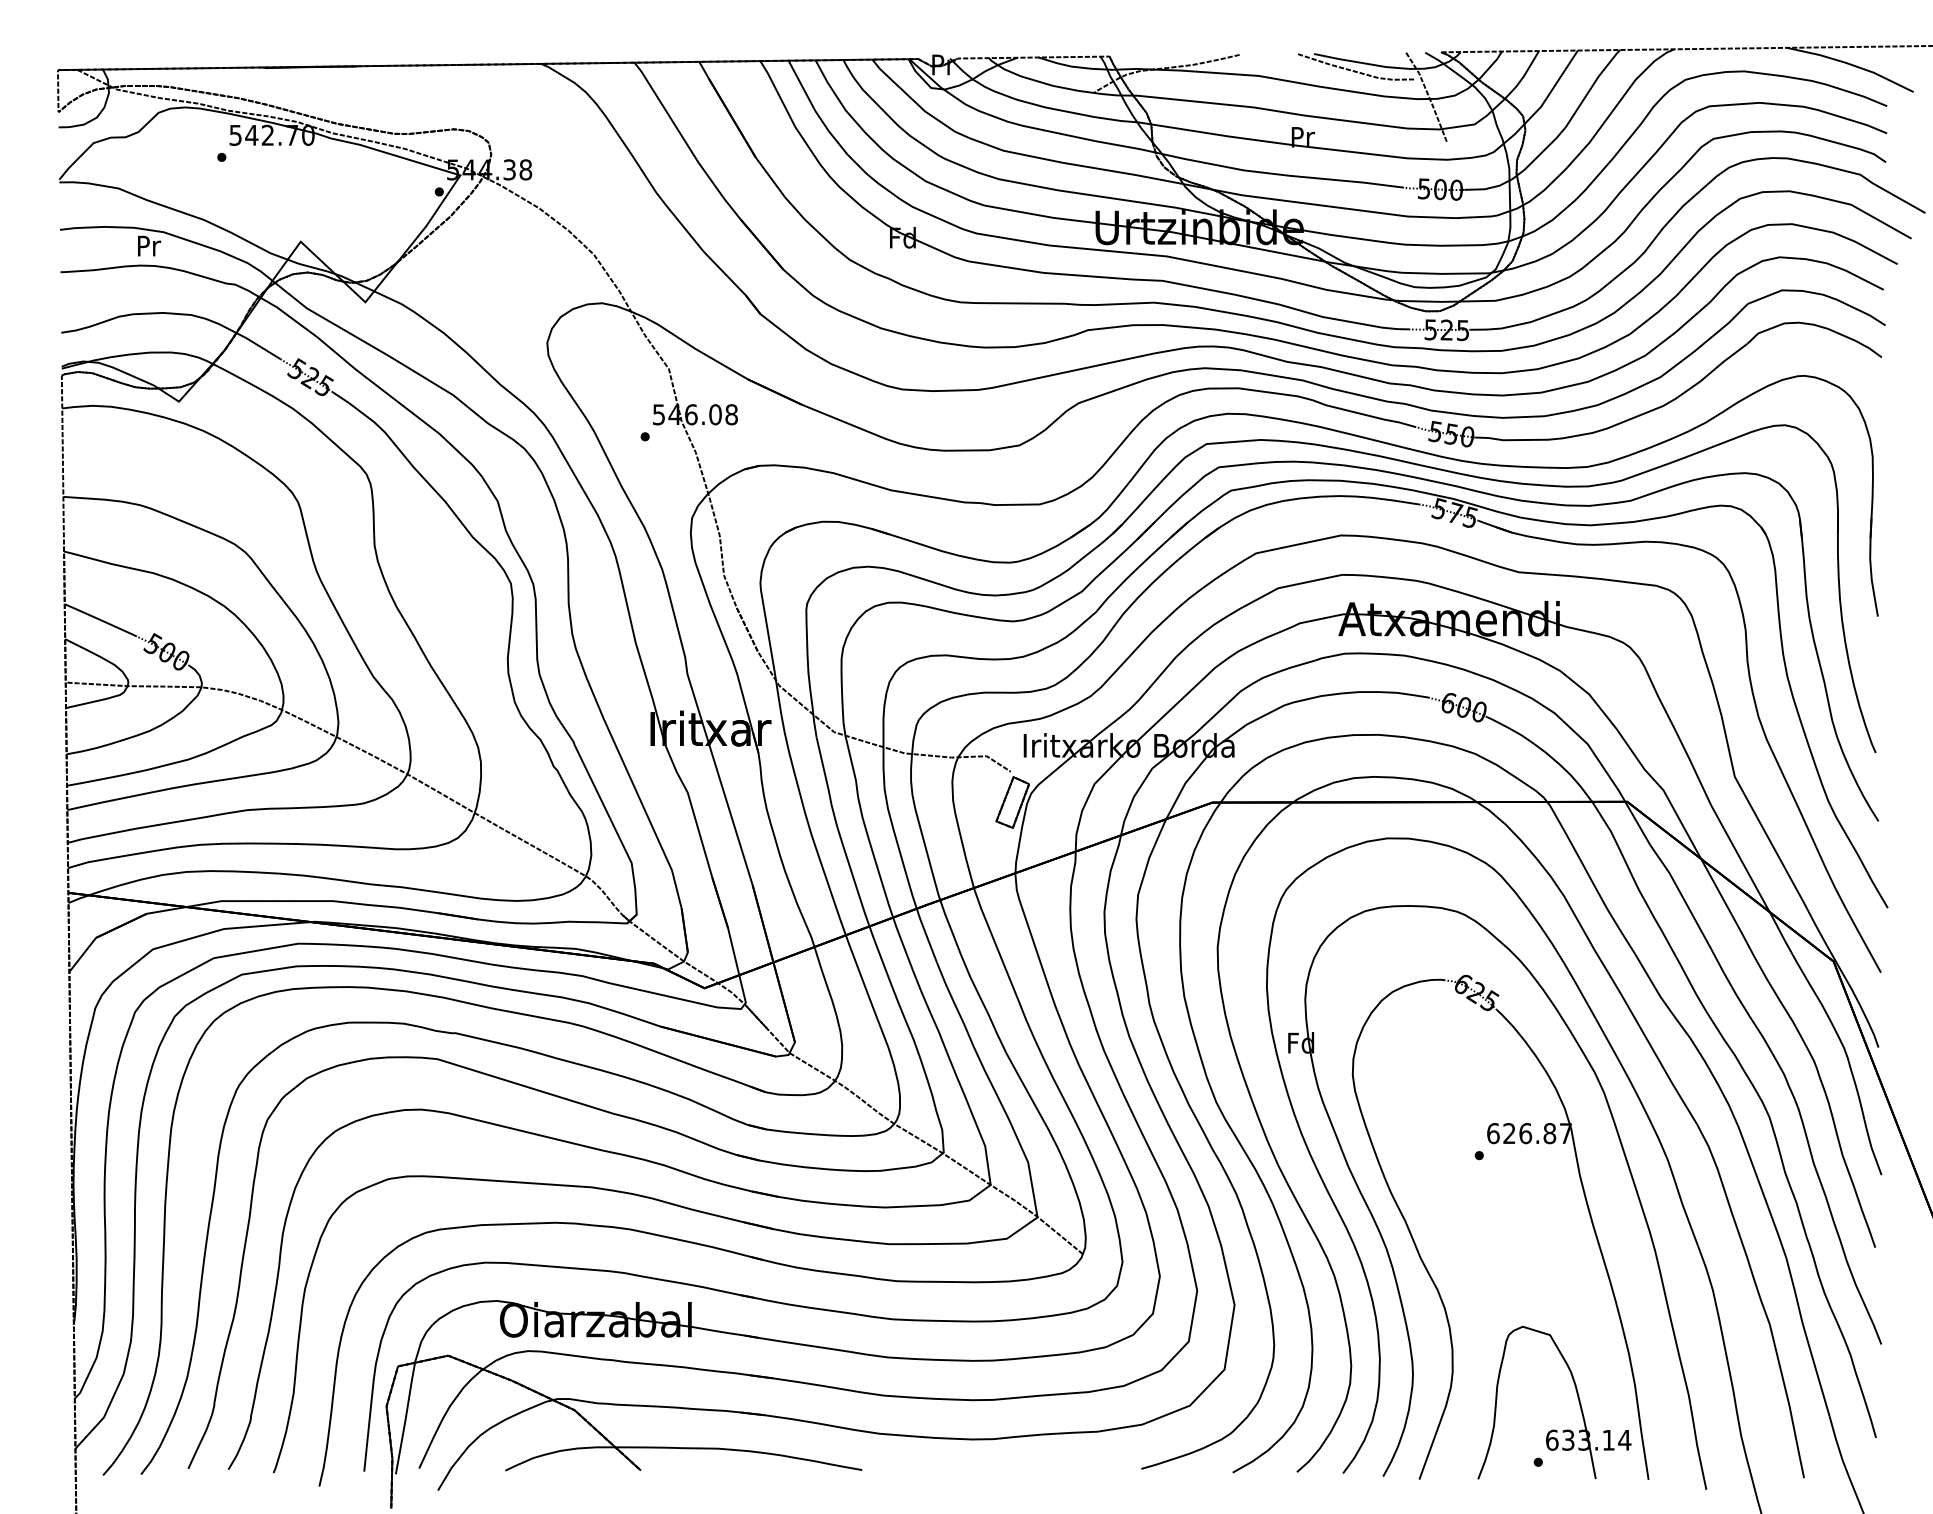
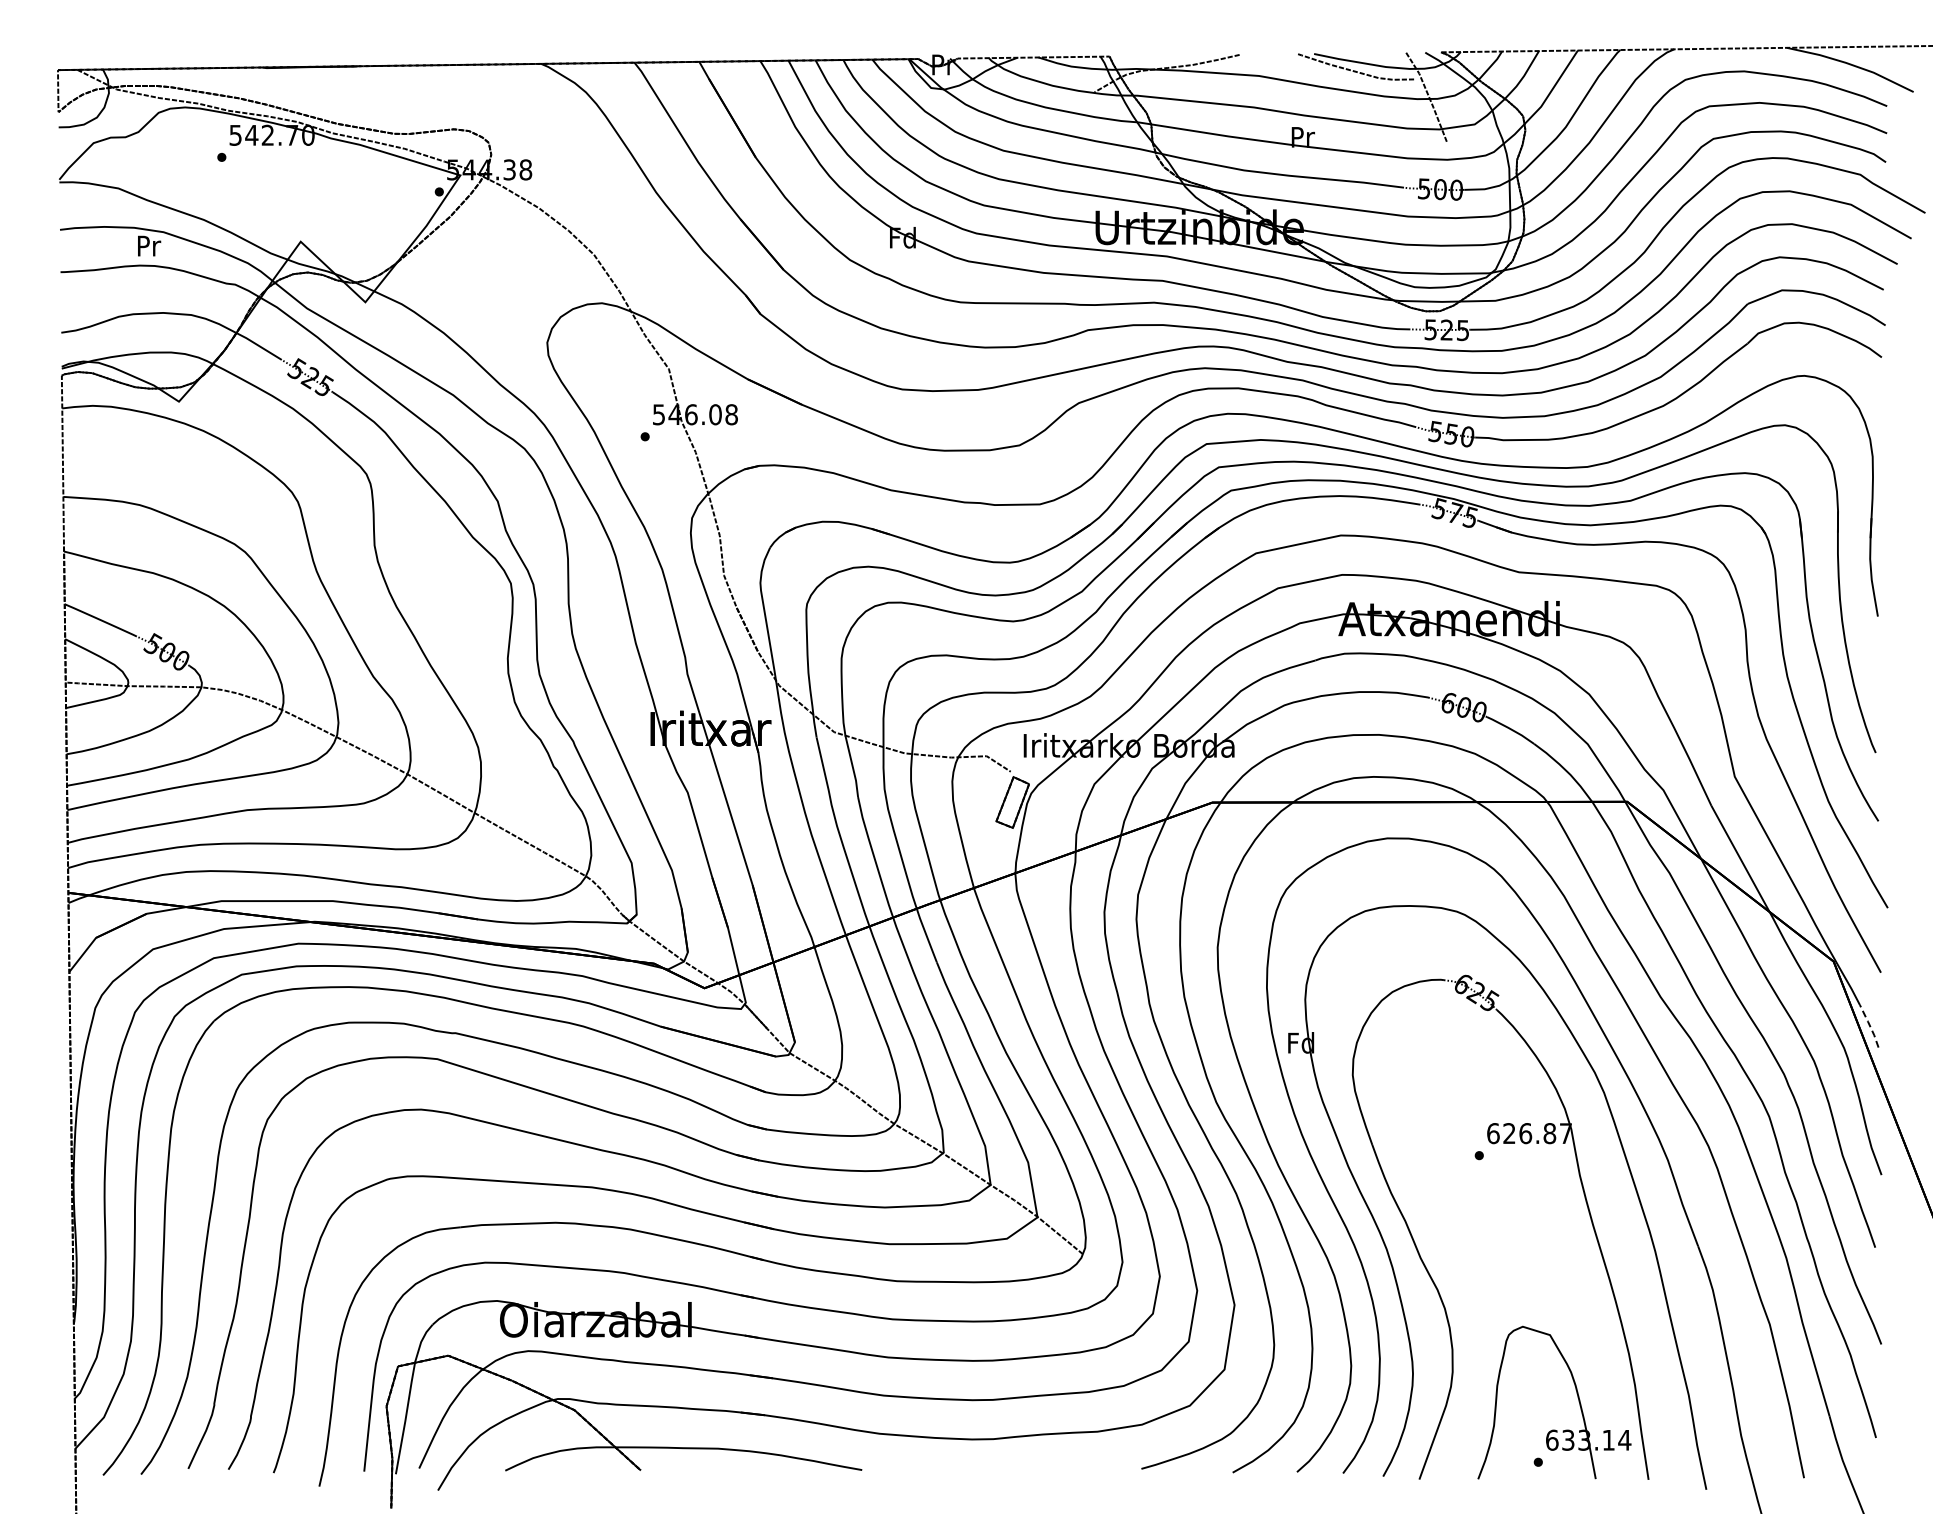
line: solid -> dashed (1869, 1025)
